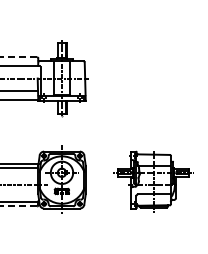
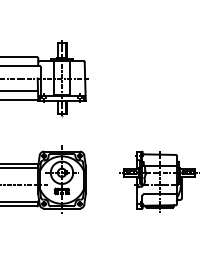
line: dashed -> solid (18, 57)
part position: (153, 181) -> (159, 181) (159, 181)
line: dashed -> solid (18, 206)
